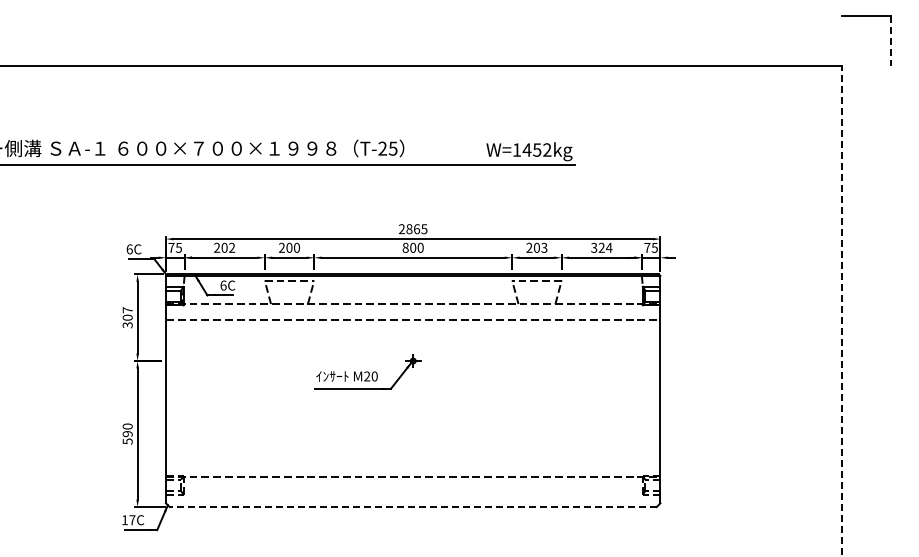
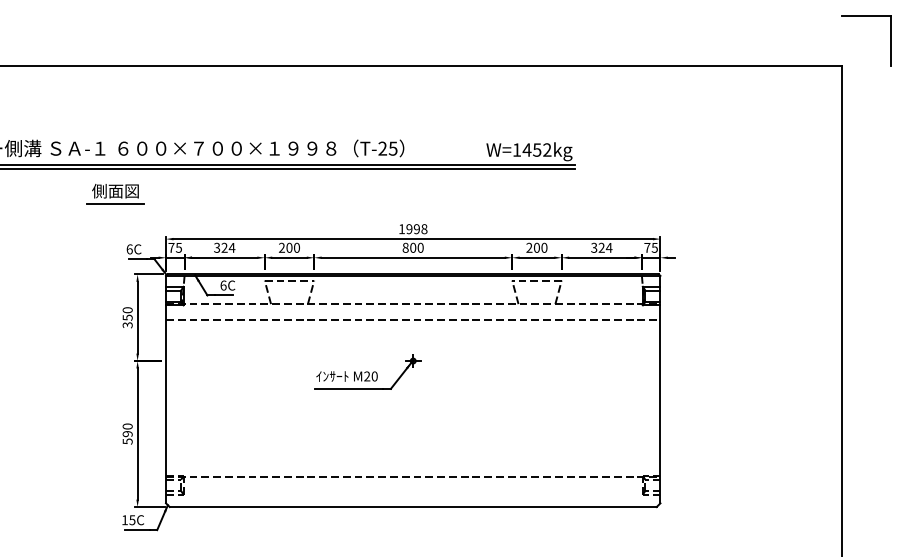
line: dashed -> solid (891, 41)
line: none -> present (288, 168)
part: none -> present (115, 194)
text: 2865 -> 1998 (413, 229)
text: 202 -> 324 (224, 247)
text: 203 -> 200 (544, 247)
line: dashed -> solid (841, 310)
text: 307 -> 350 (127, 313)
line: dashed -> solid (412, 507)
text: 17C -> 15C (132, 520)
